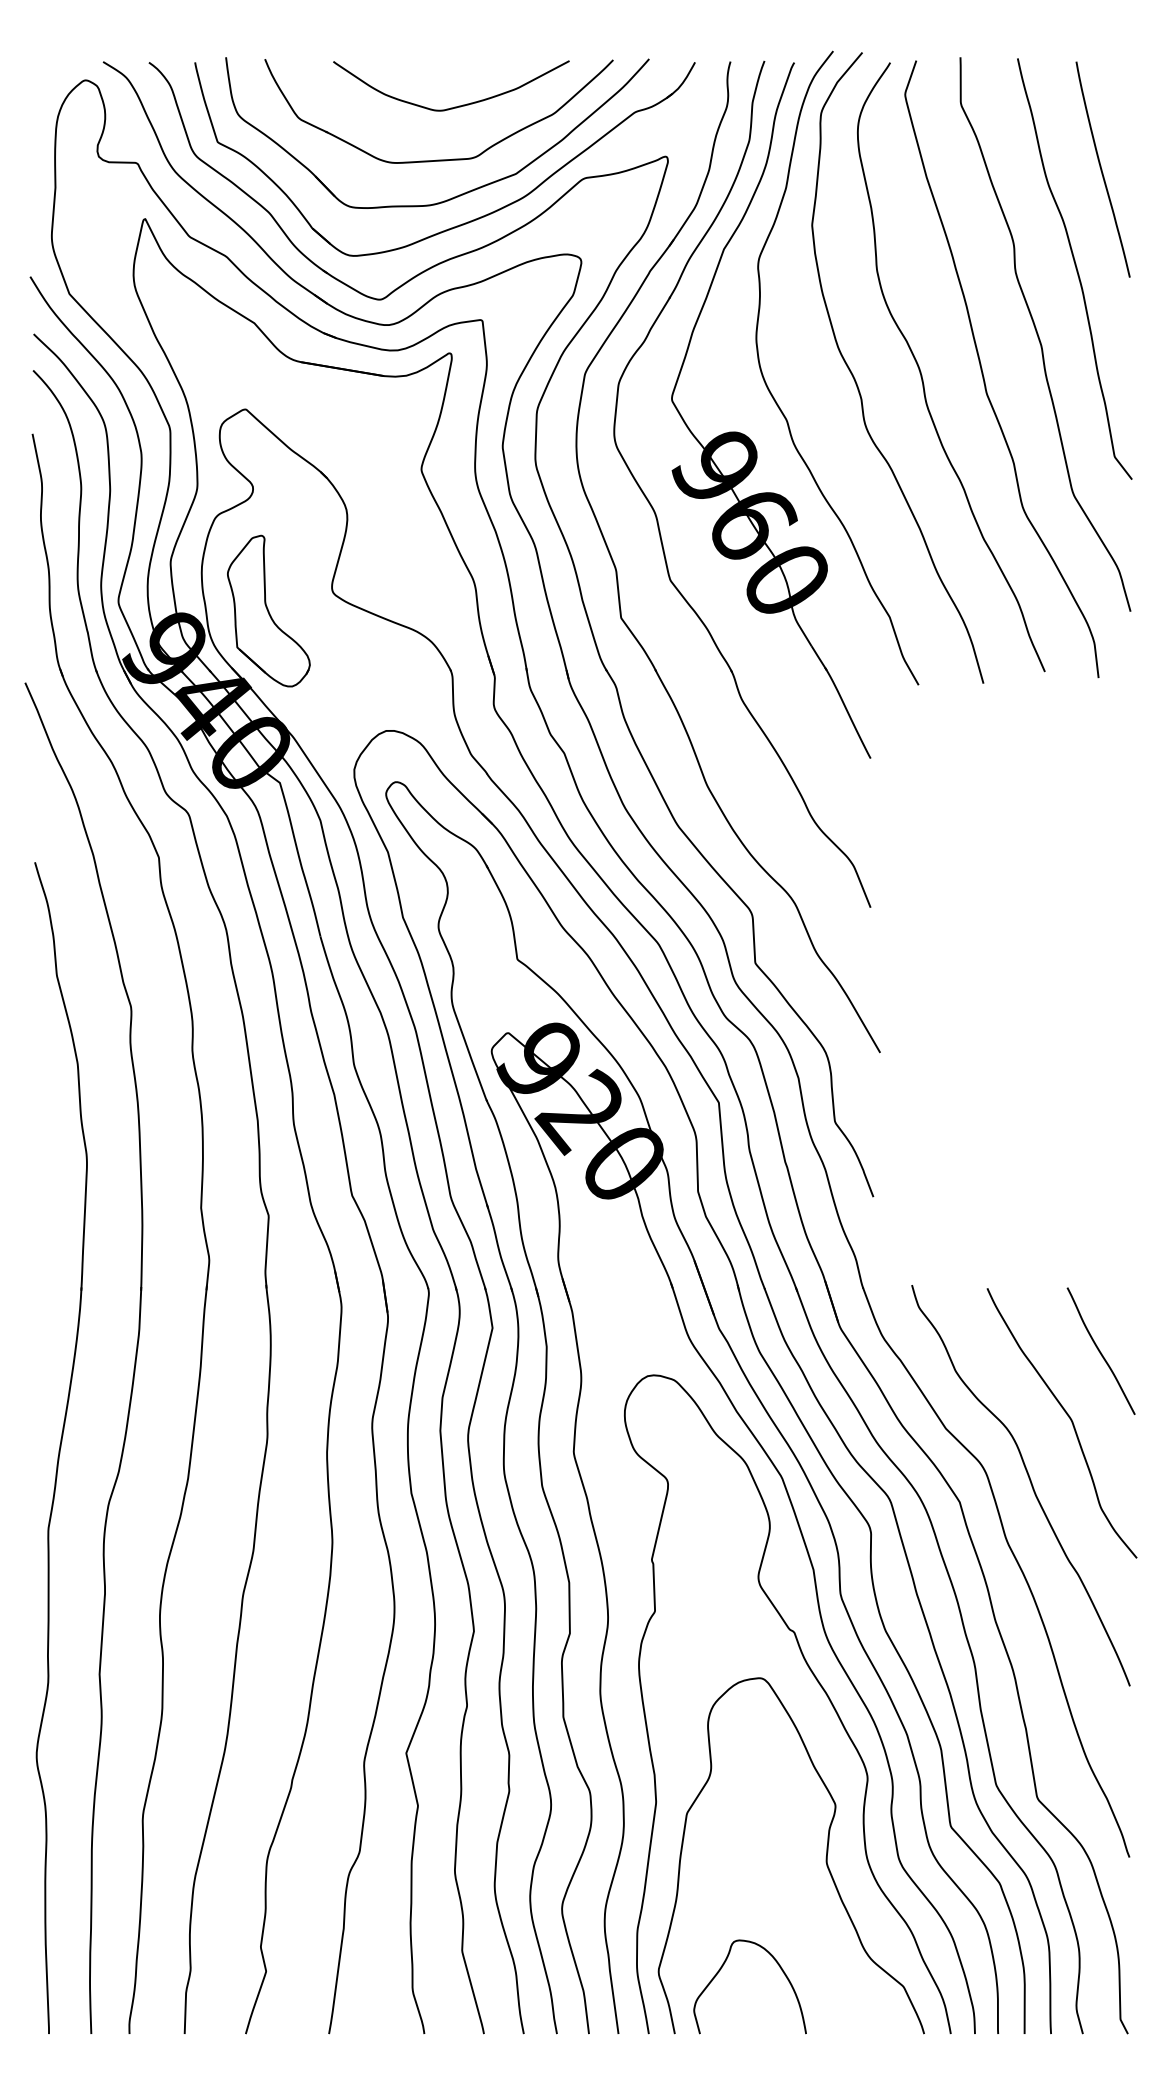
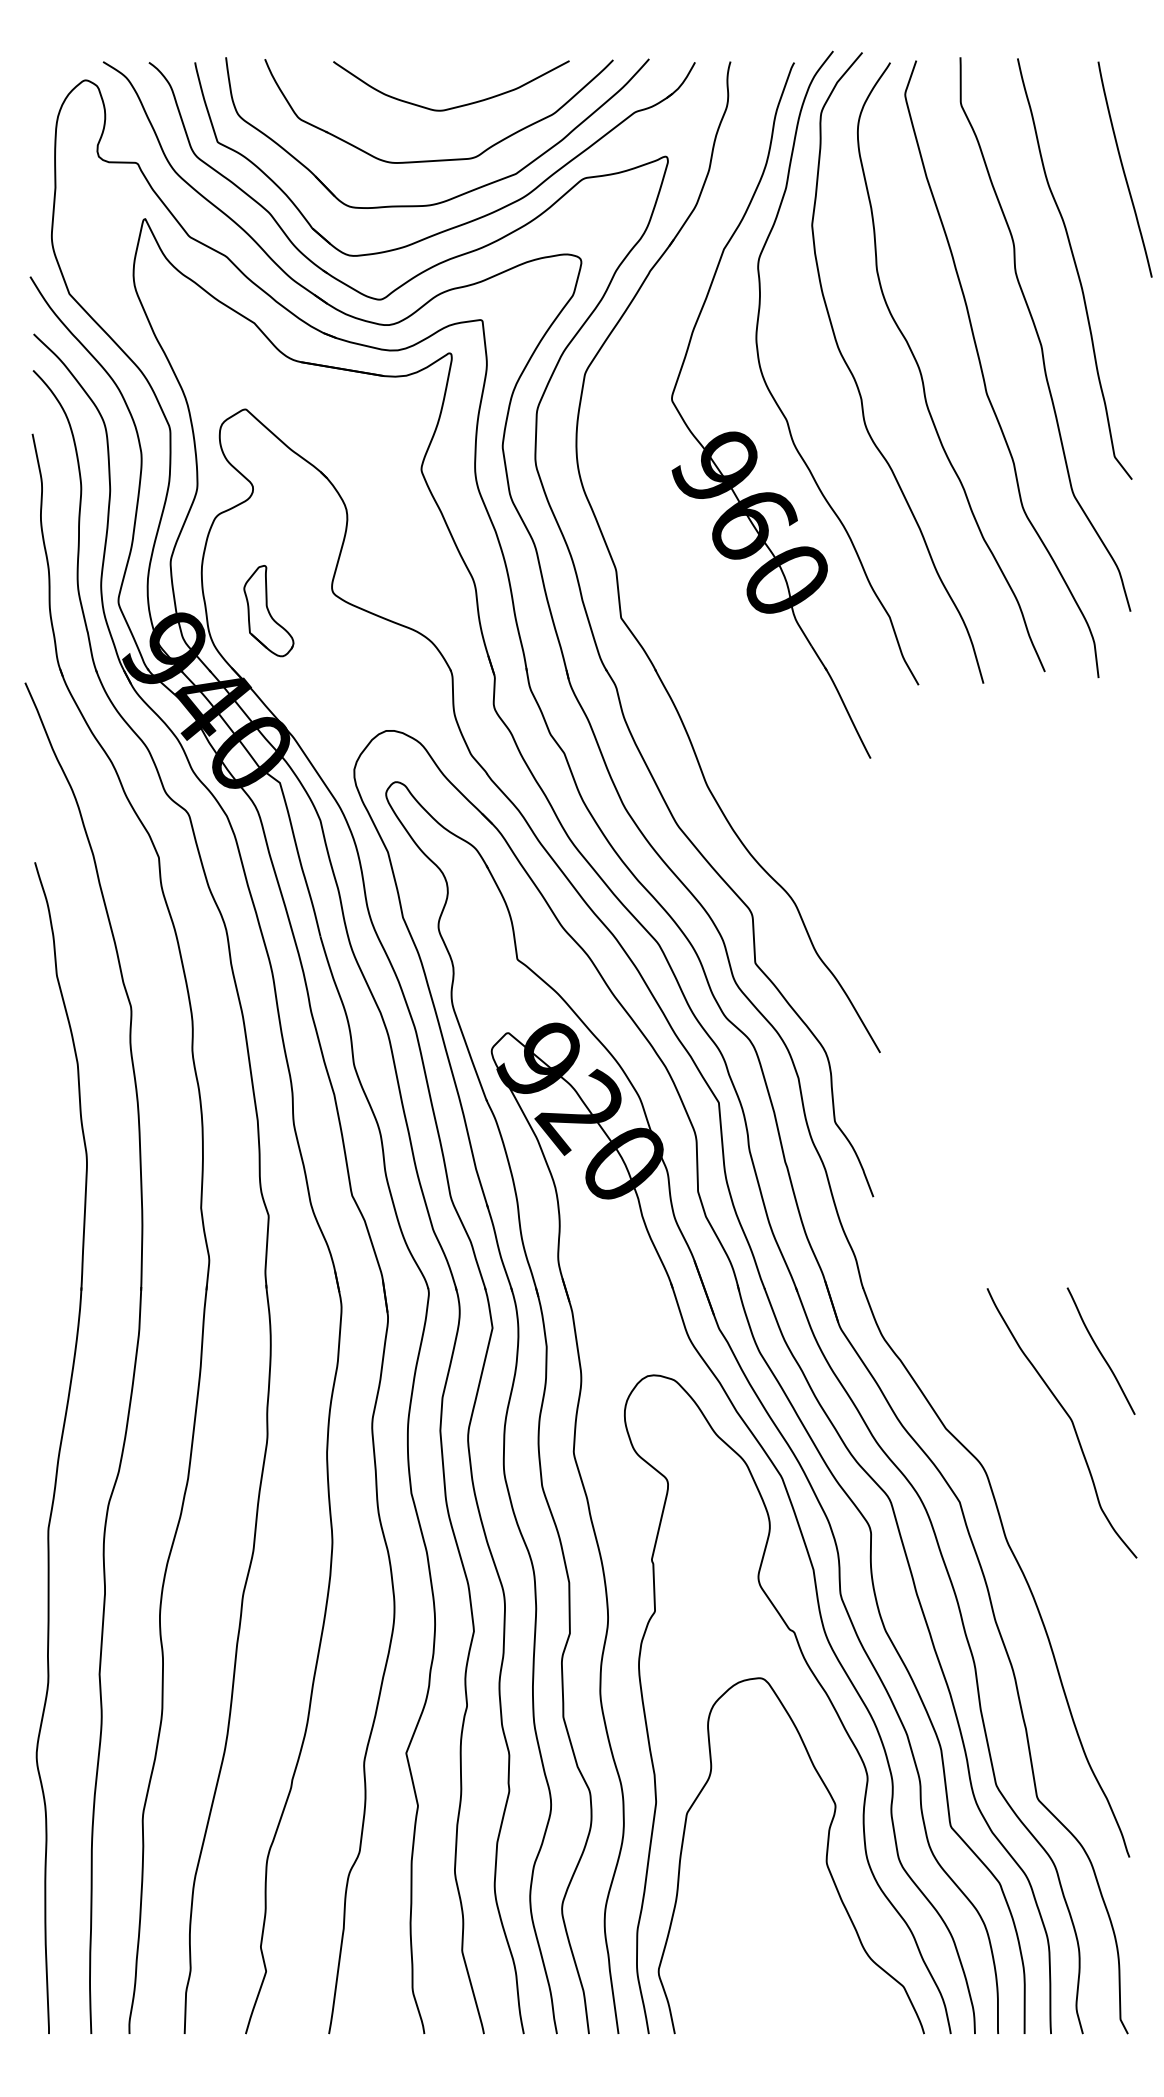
curve position: (1102, 169) -> (1124, 169) (1124, 169)
part: present -> none (656, 513)
part size: 84x154 px -> 52x93 px (268, 611)
curve: present -> none (1029, 1481)
curve: present -> none (721, 1969)
